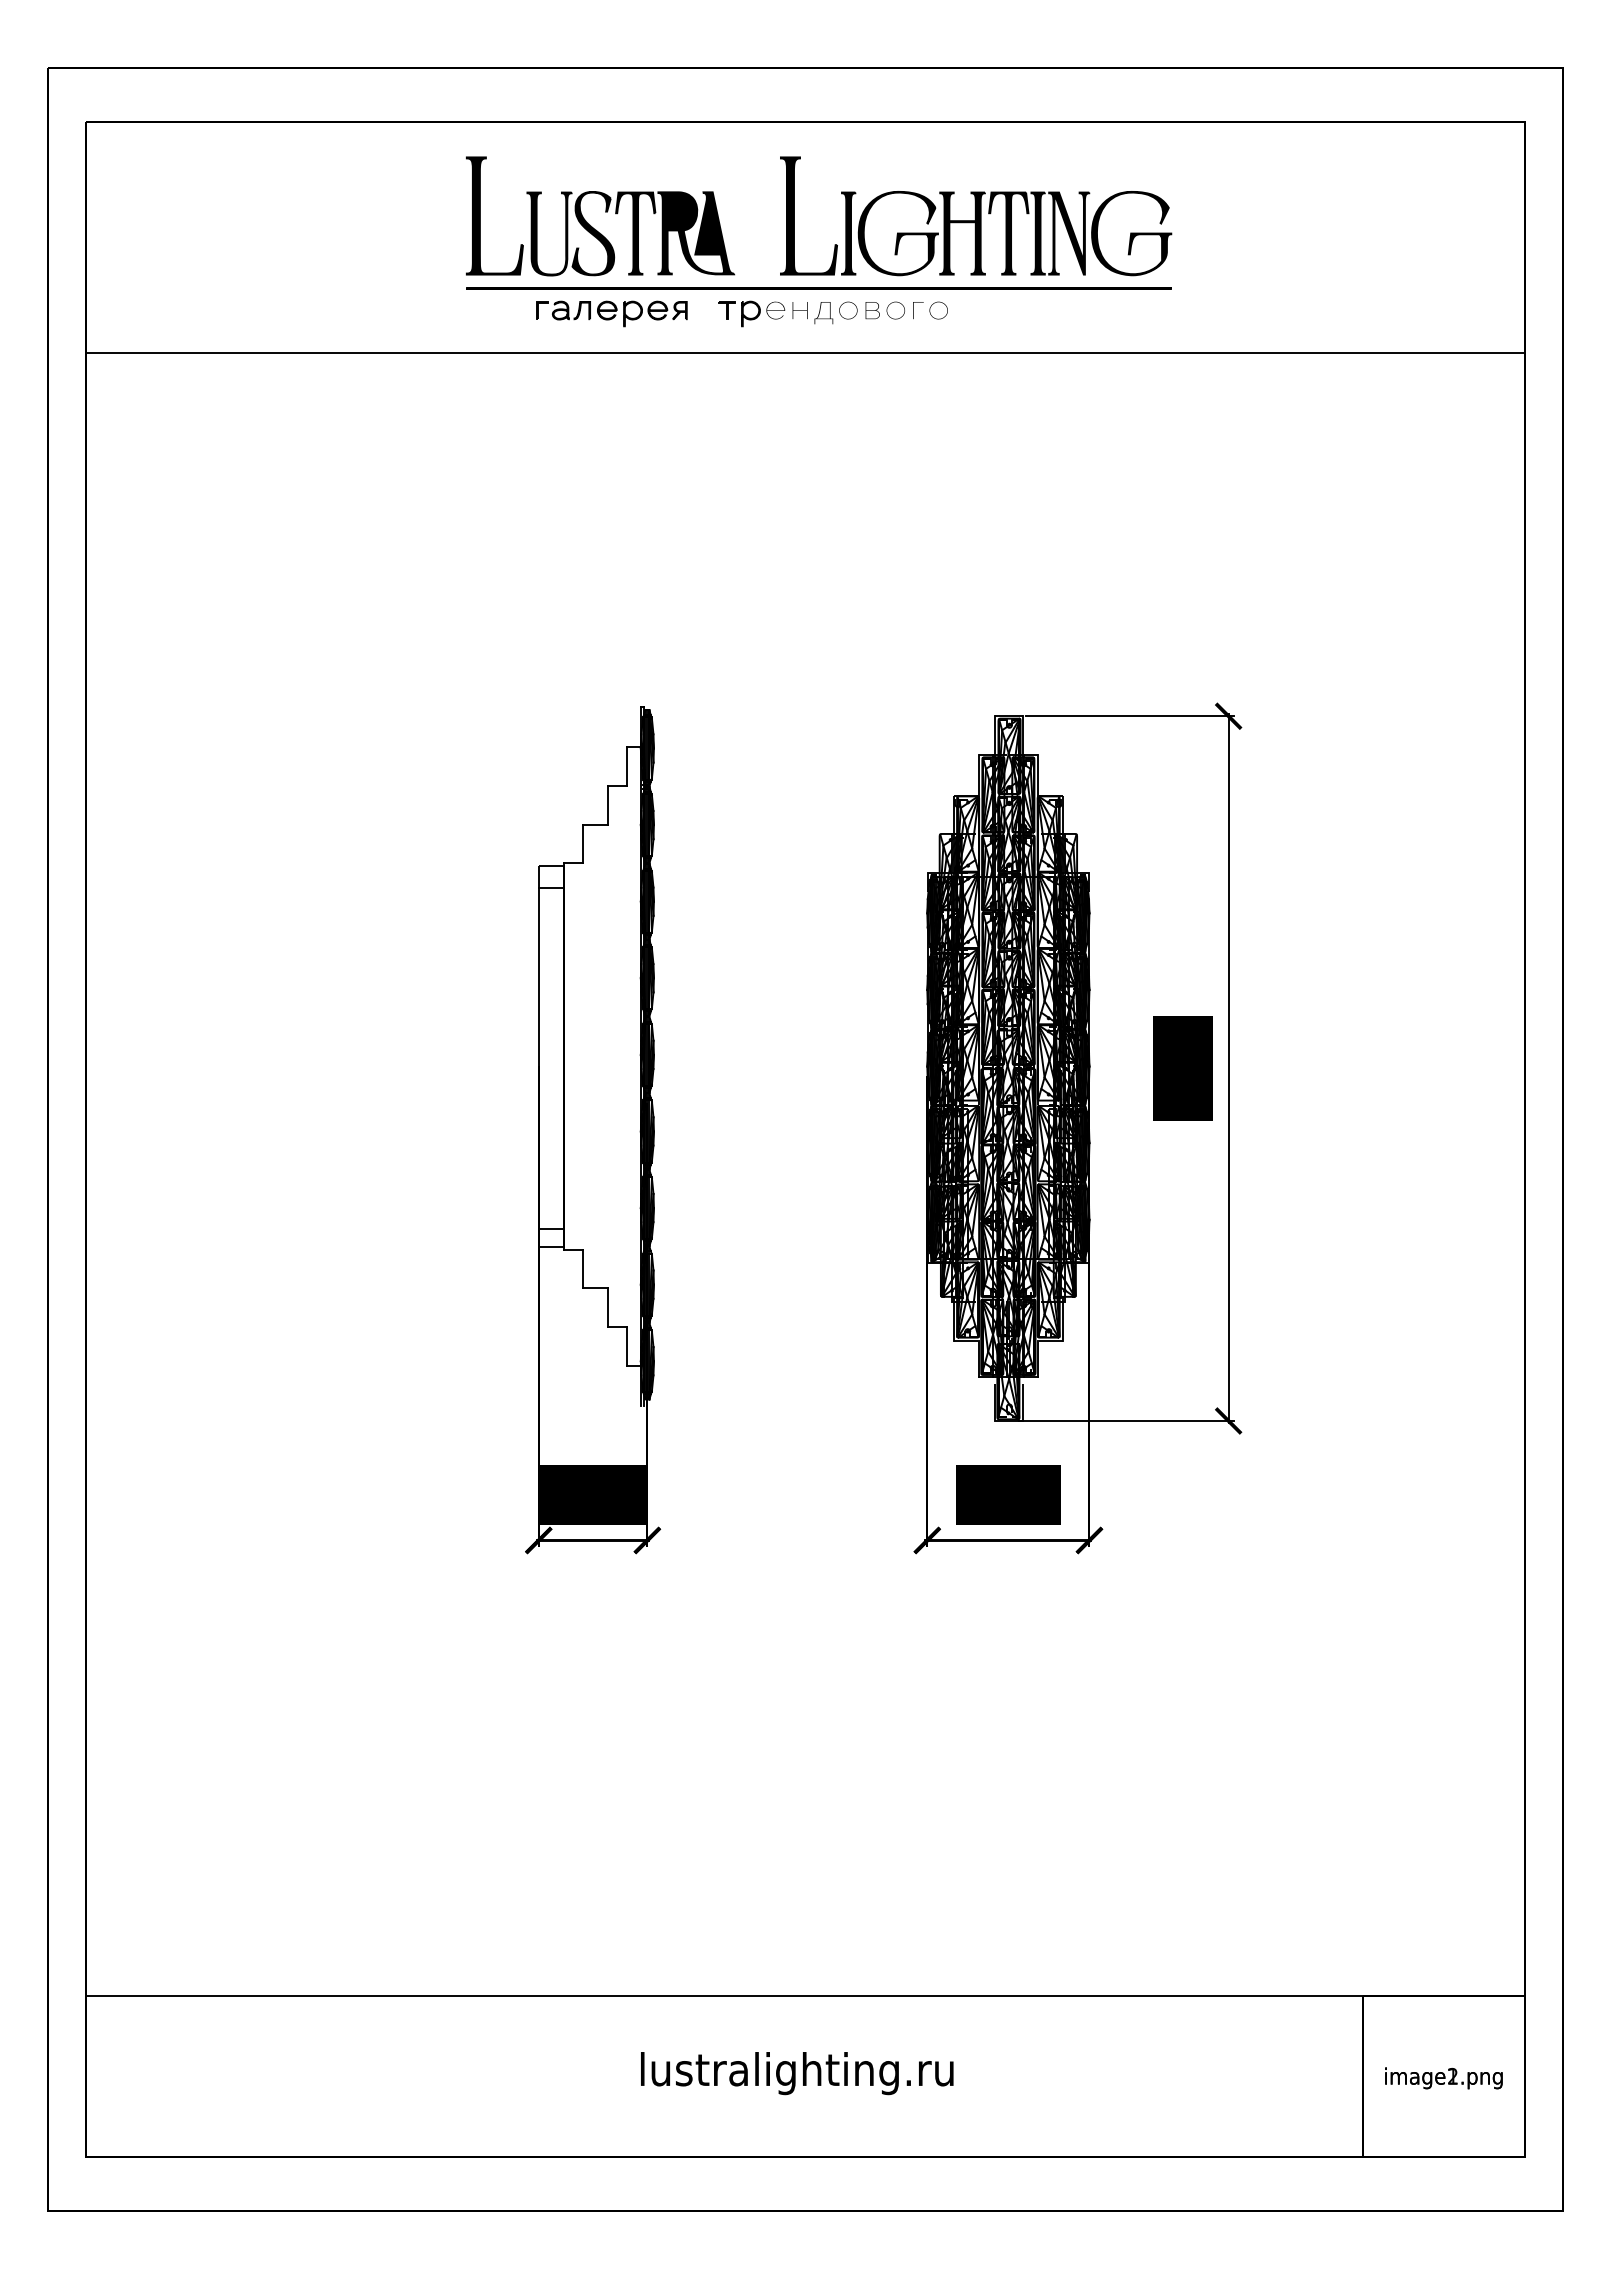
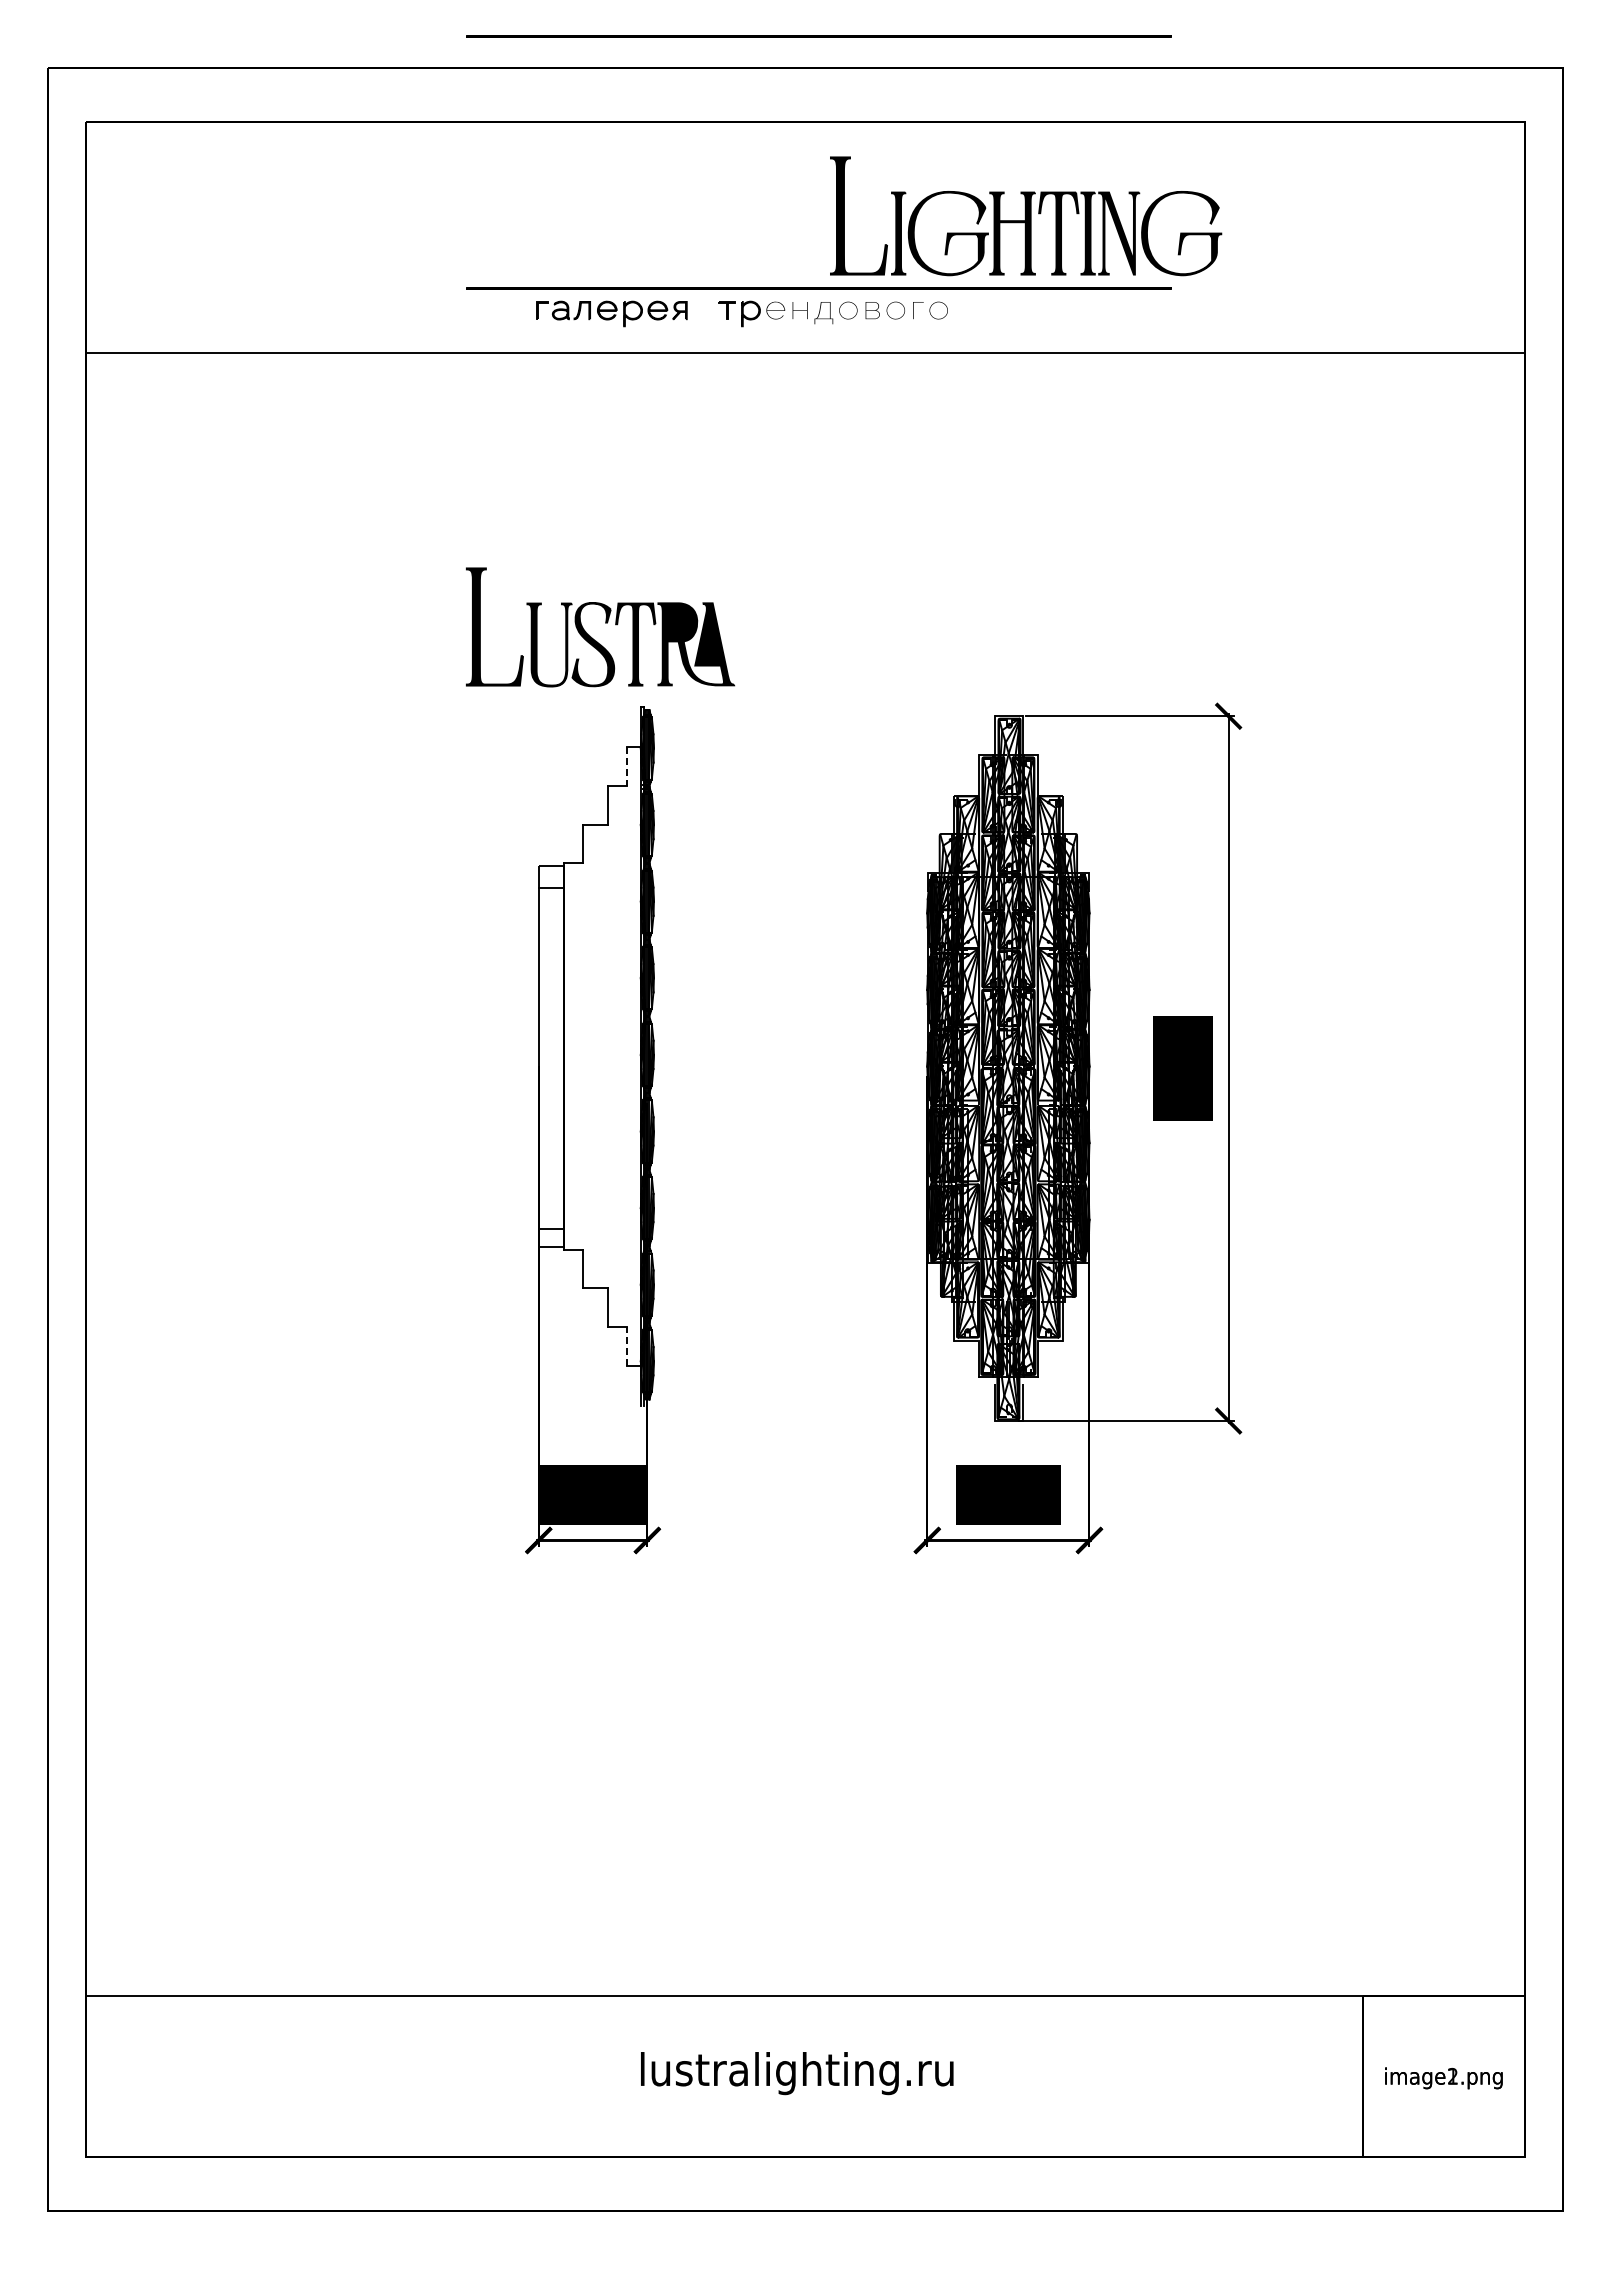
line: none -> present (818, 36)
part position: (605, 212) -> (605, 623) (605, 623)
part position: (976, 216) -> (1026, 216) (1026, 216)
line: solid -> dashed (626, 767)
line: solid -> dashed (626, 1345)
